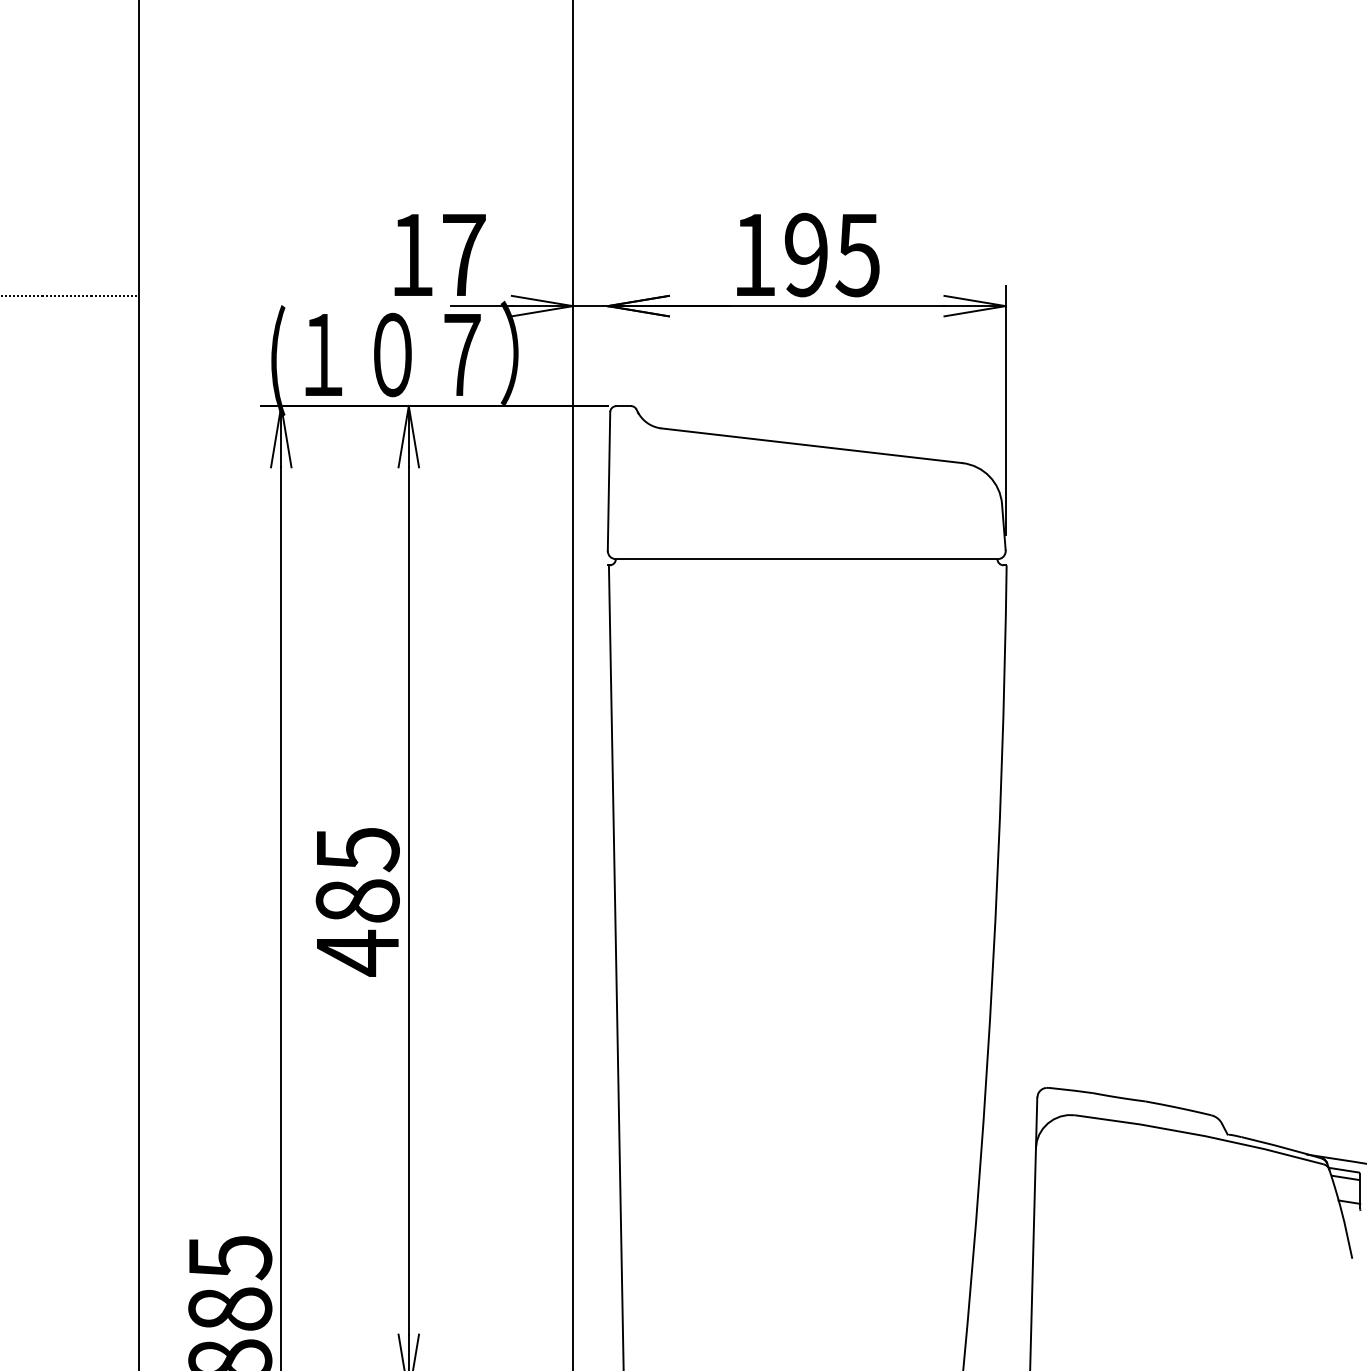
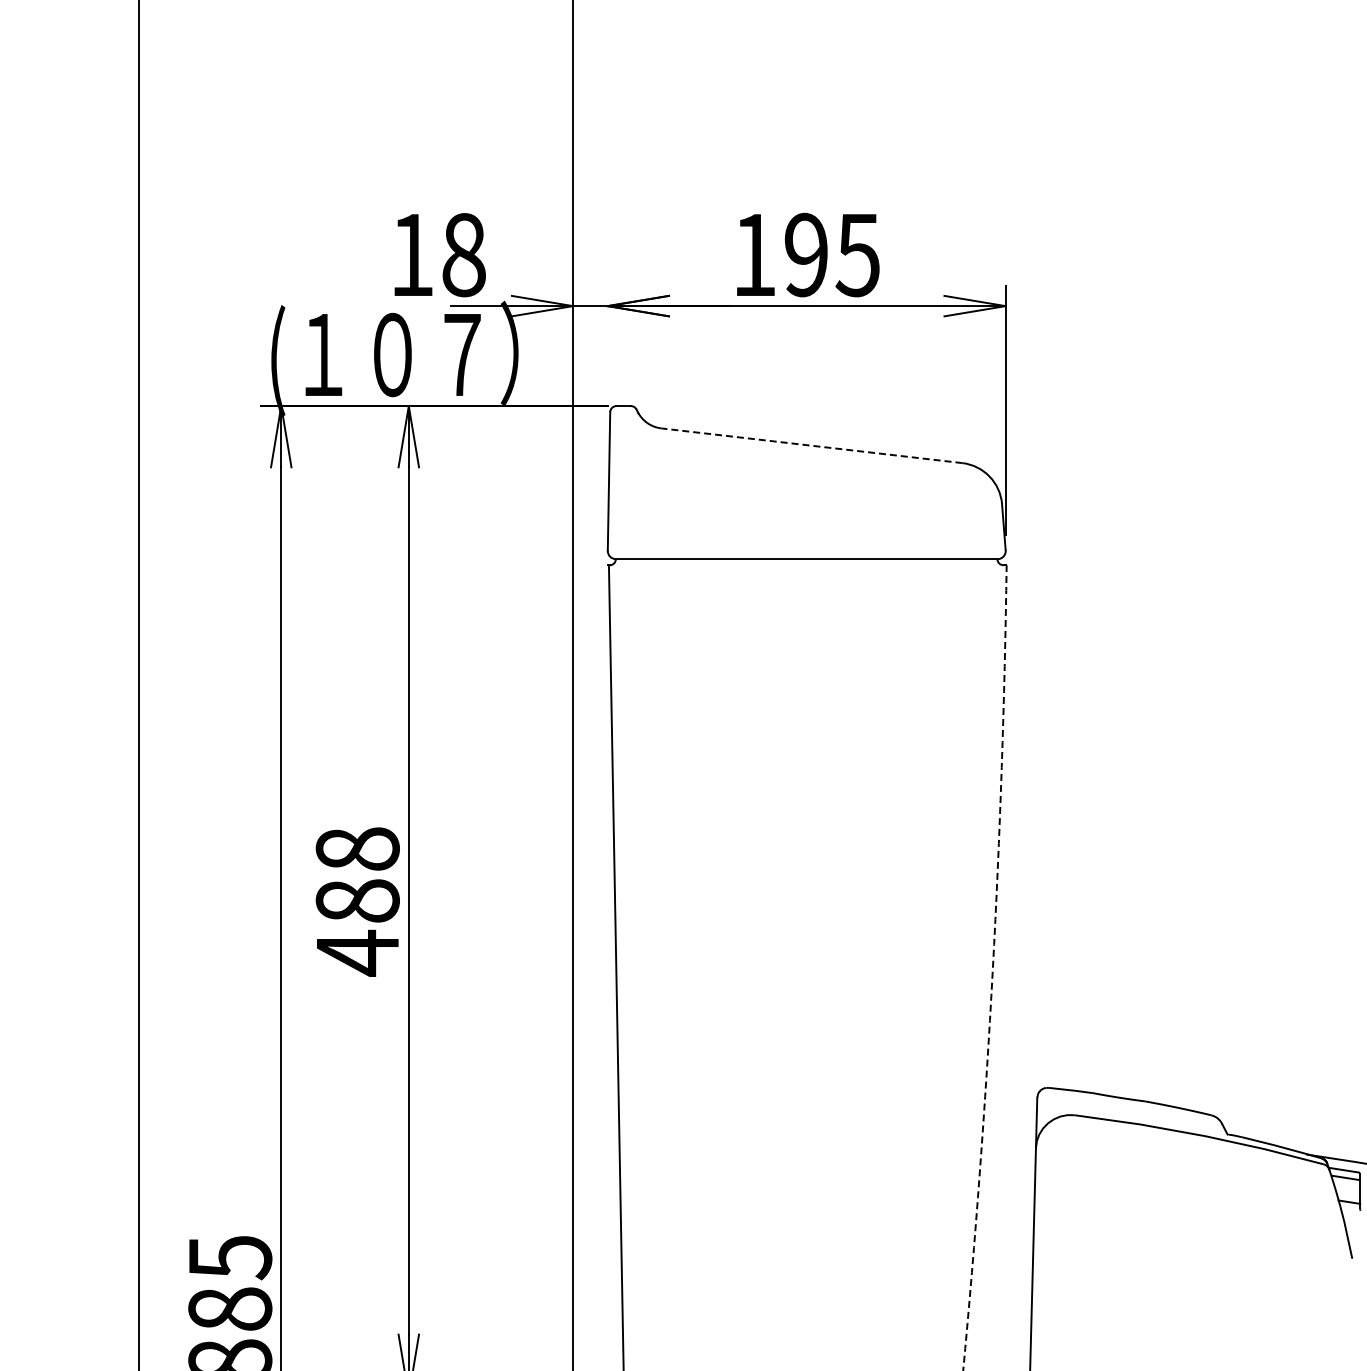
text: 17 -> 18 (463, 255)
line: present -> none (70, 295)
line: solid -> dashed (811, 445)
text: 485 -> 488 (357, 849)
arc: solid -> dashed (992, 968)
